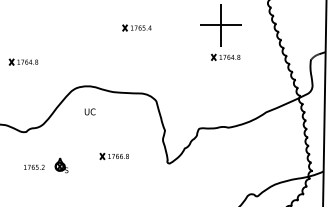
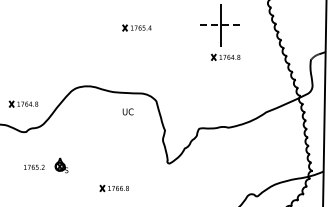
line: solid -> dashed (221, 25)
part position: (23, 61) -> (23, 103) (23, 103)
text position: (89, 111) -> (127, 111) (127, 111)
part position: (113, 156) -> (113, 188) (113, 188)
